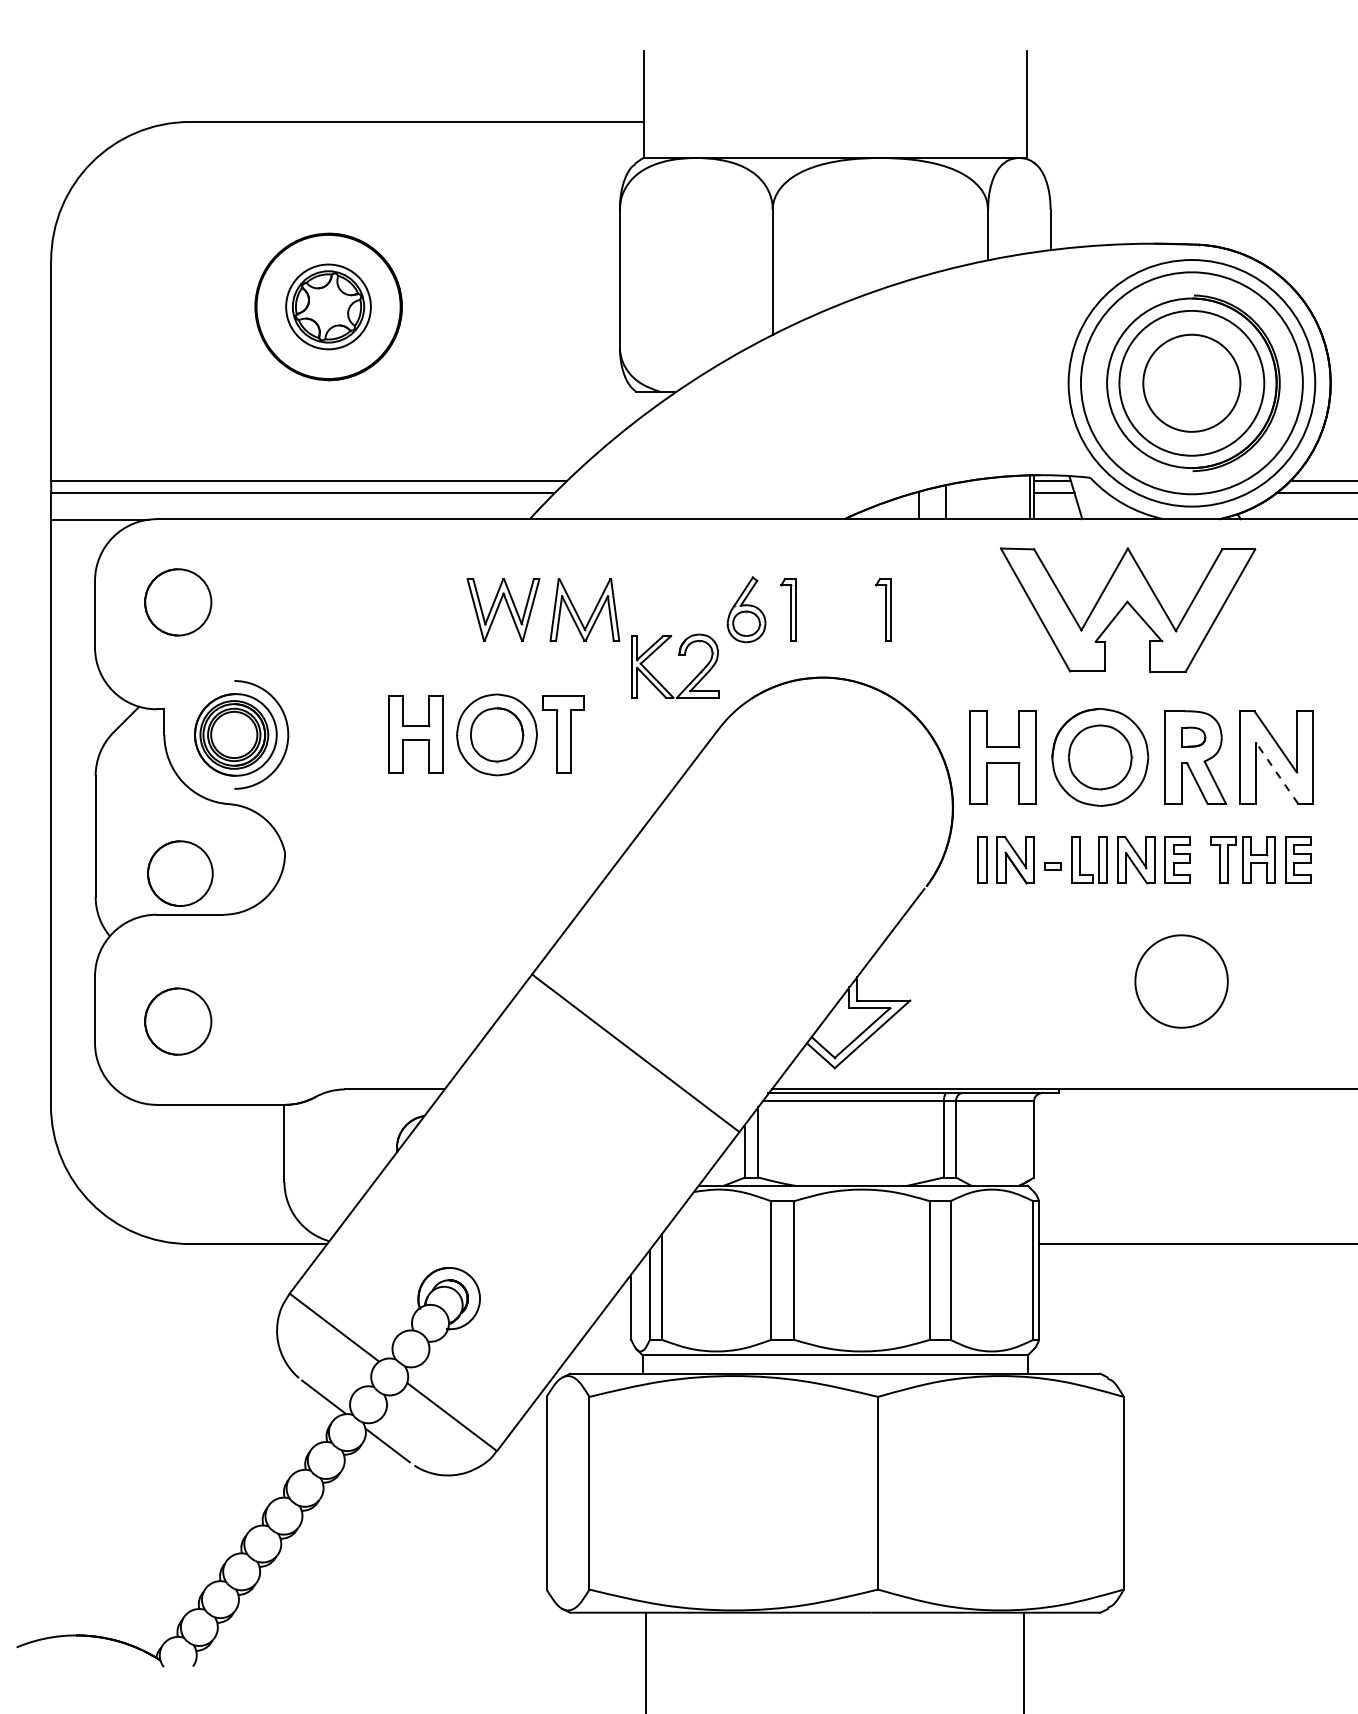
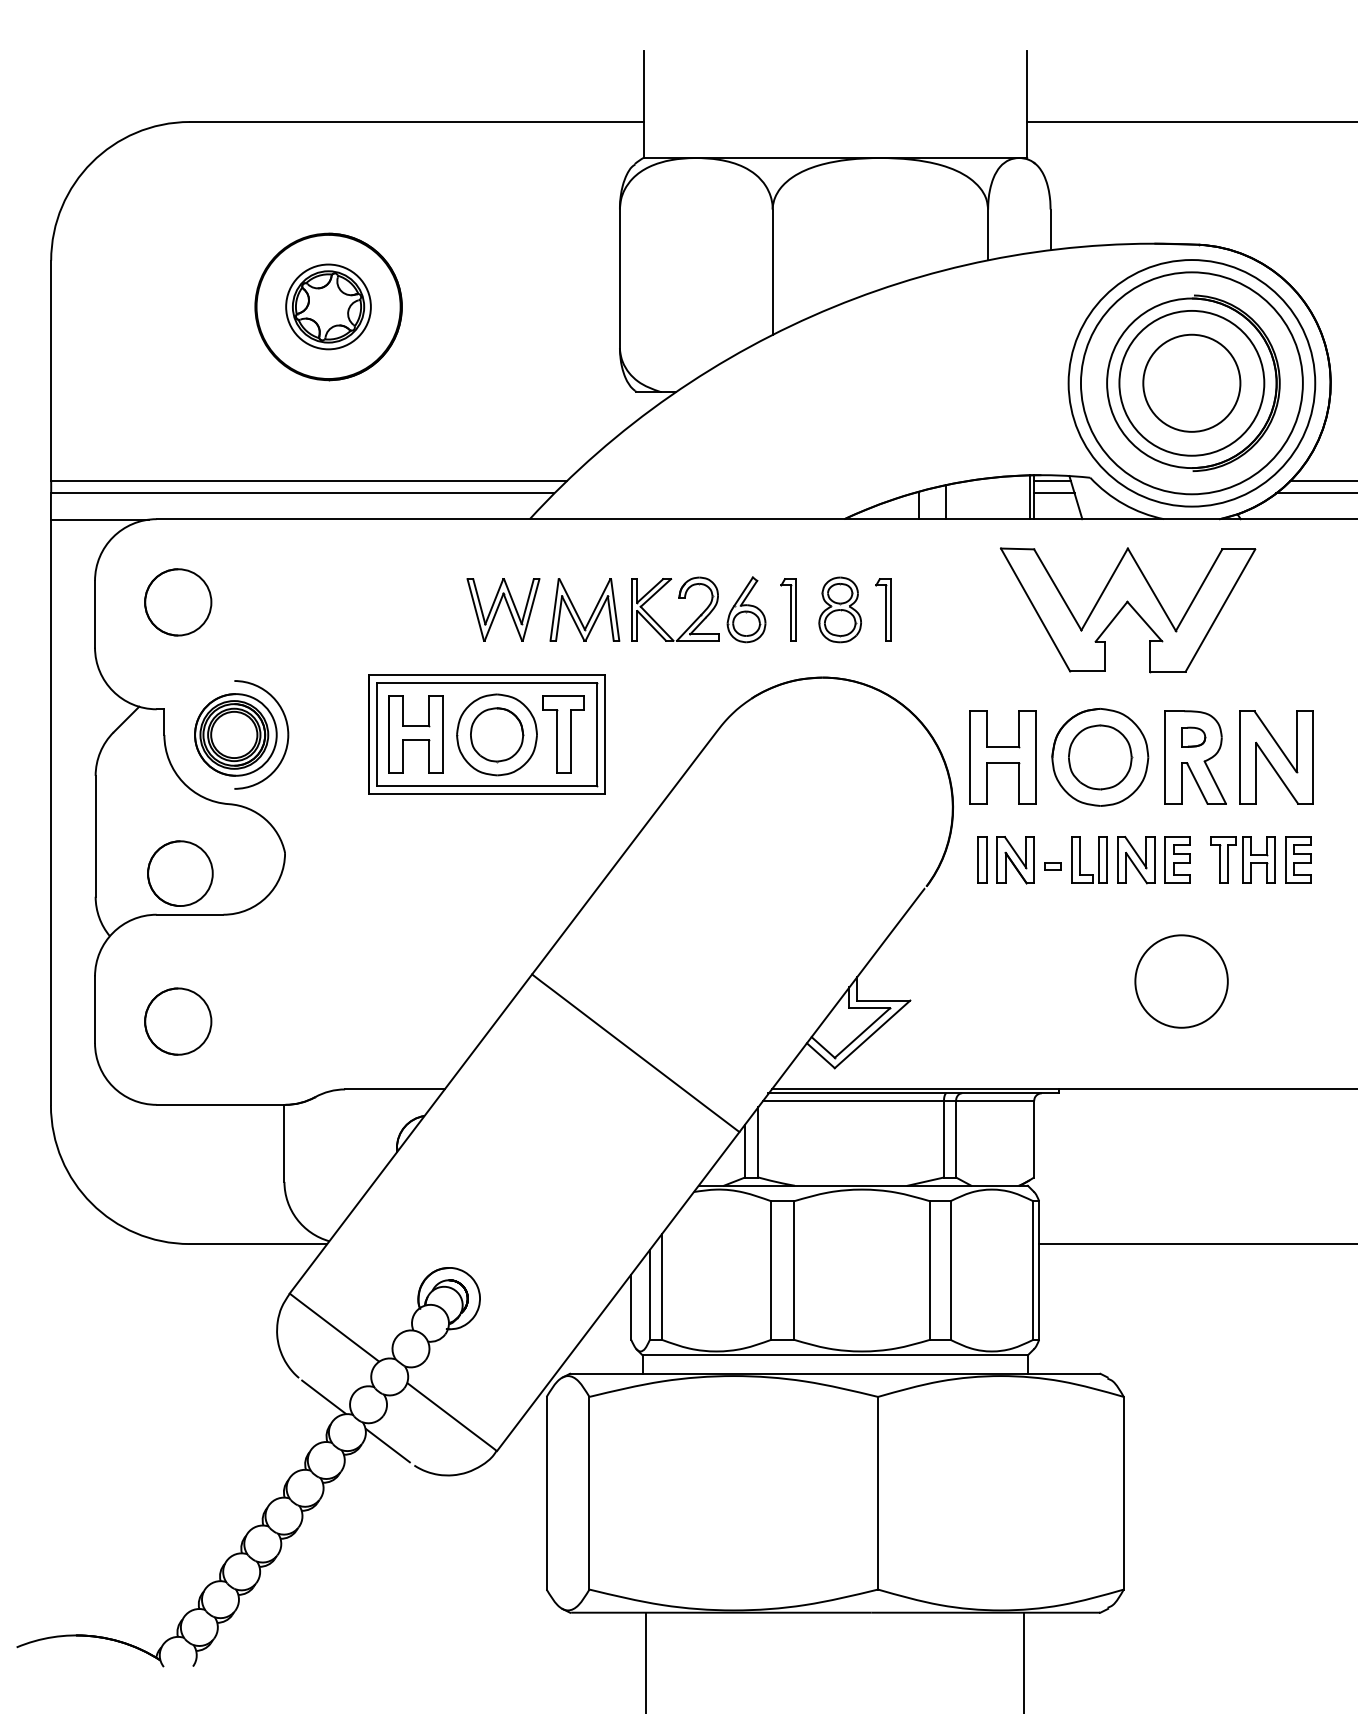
line: none -> present (1190, 122)
part: none -> present (839, 609)
part position: (678, 655) -> (678, 598) (678, 598)
part: none -> present (486, 734)
line: dashed -> solid (1277, 773)
